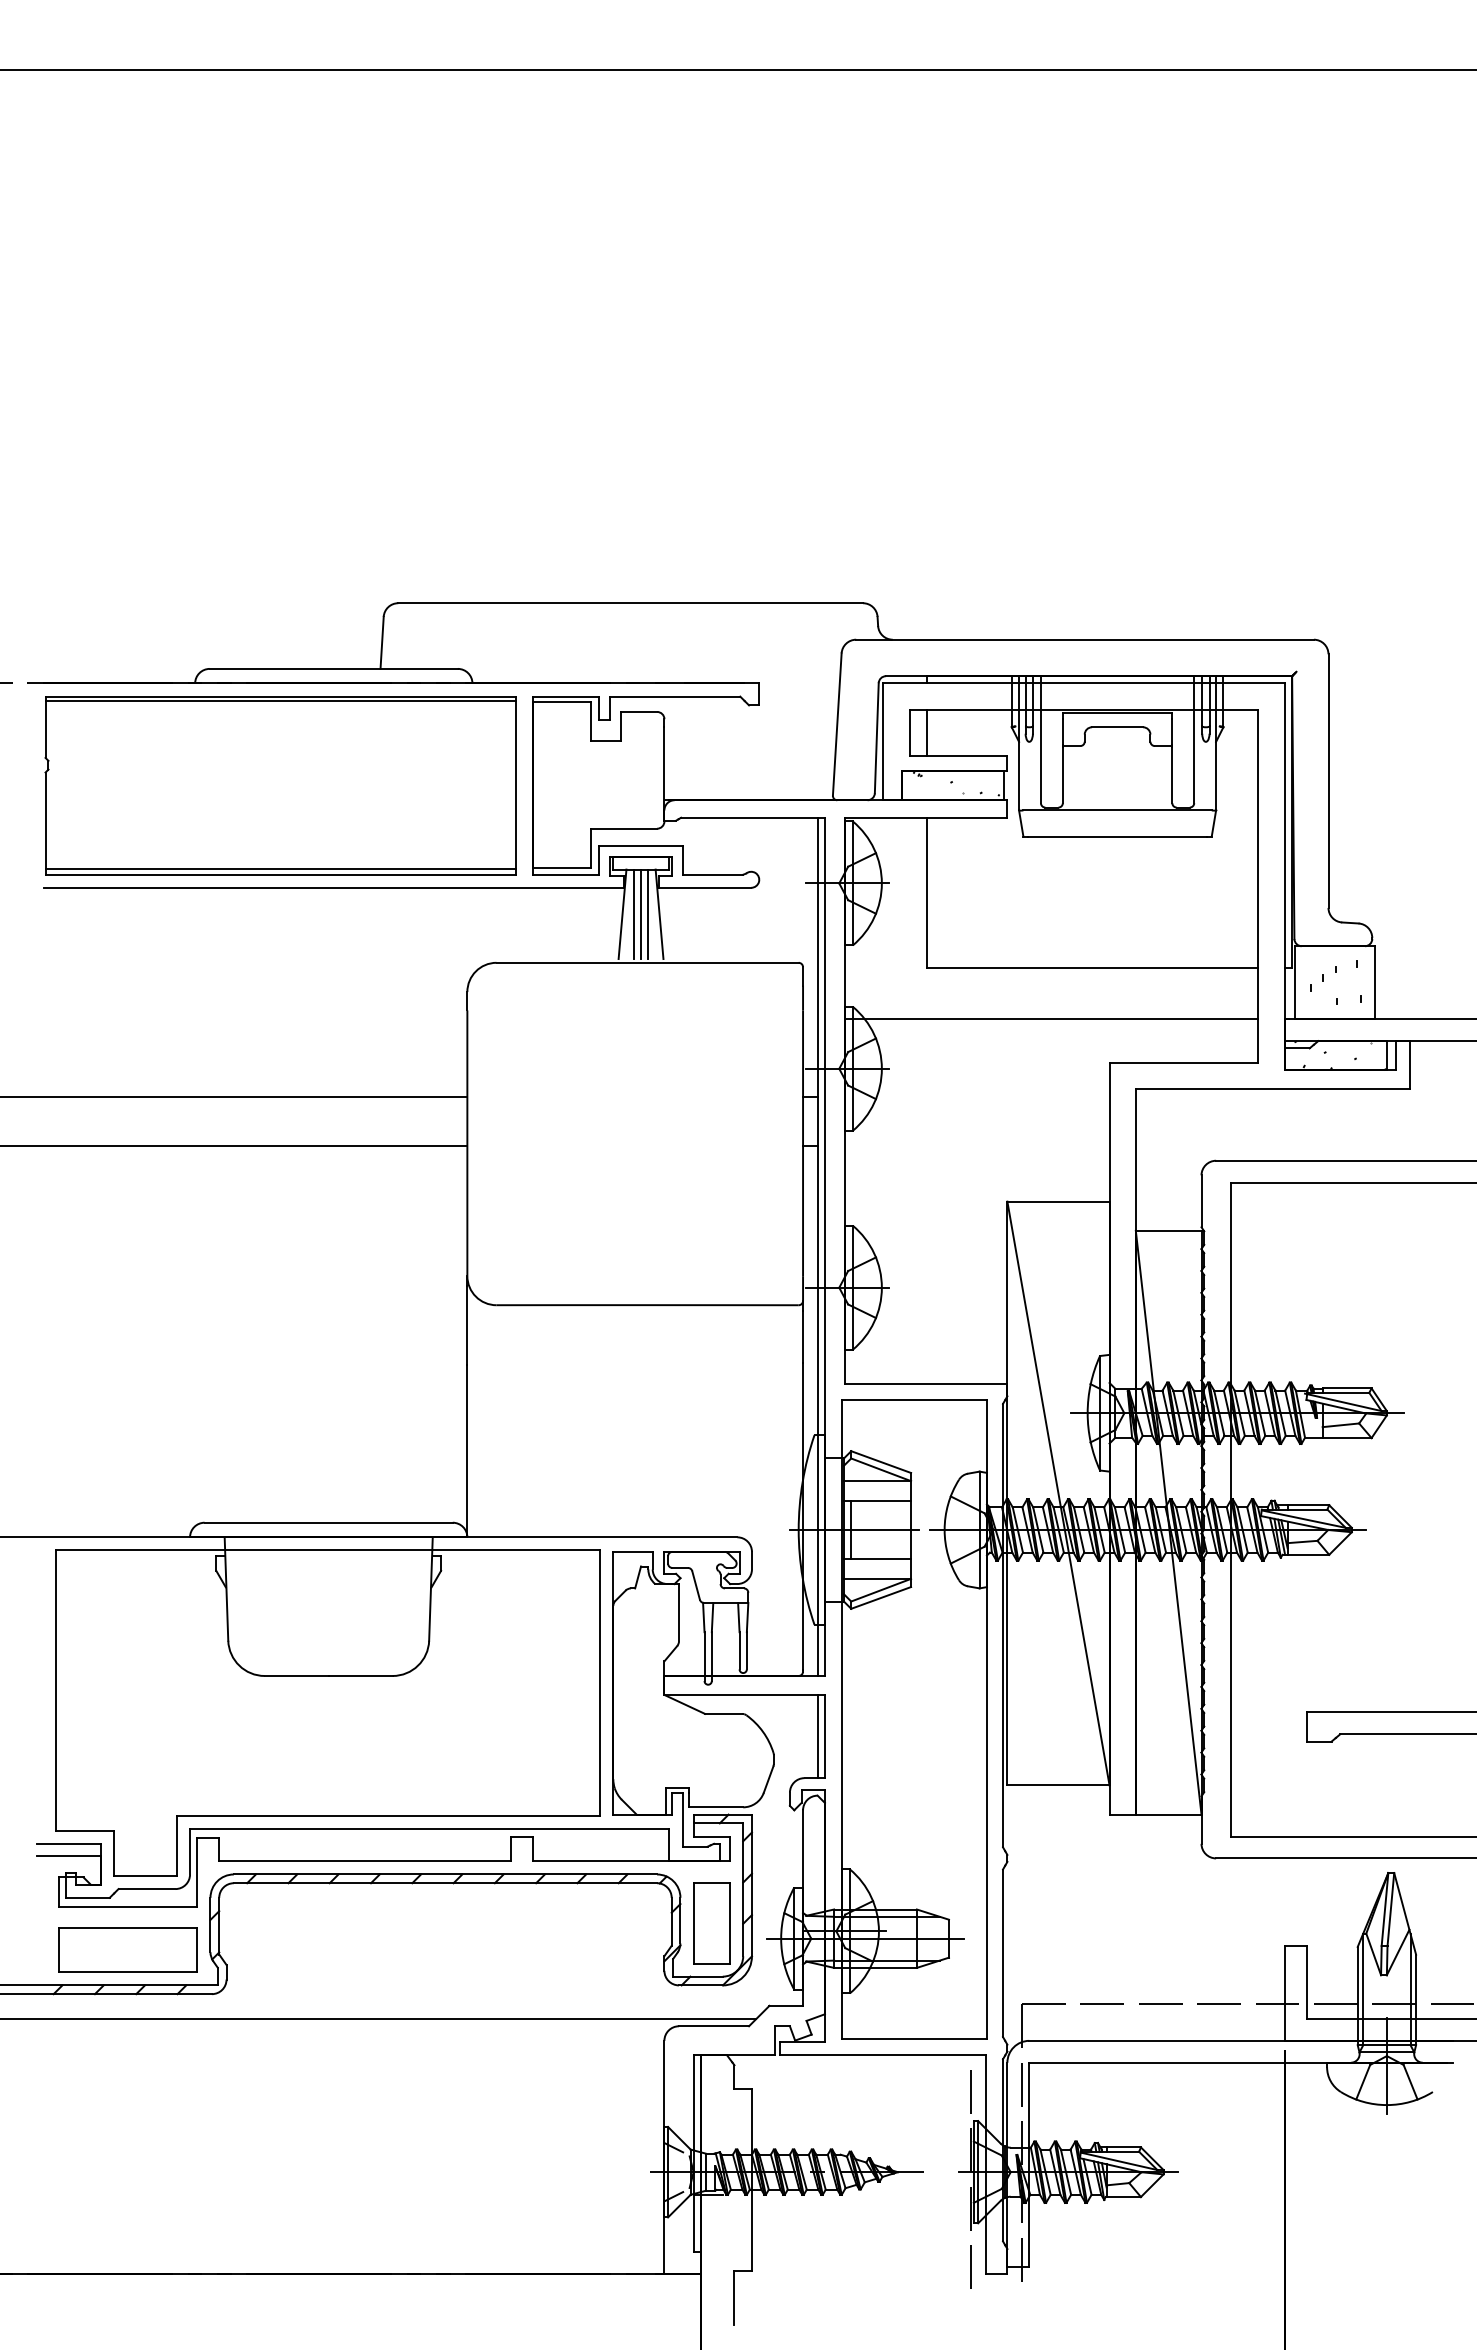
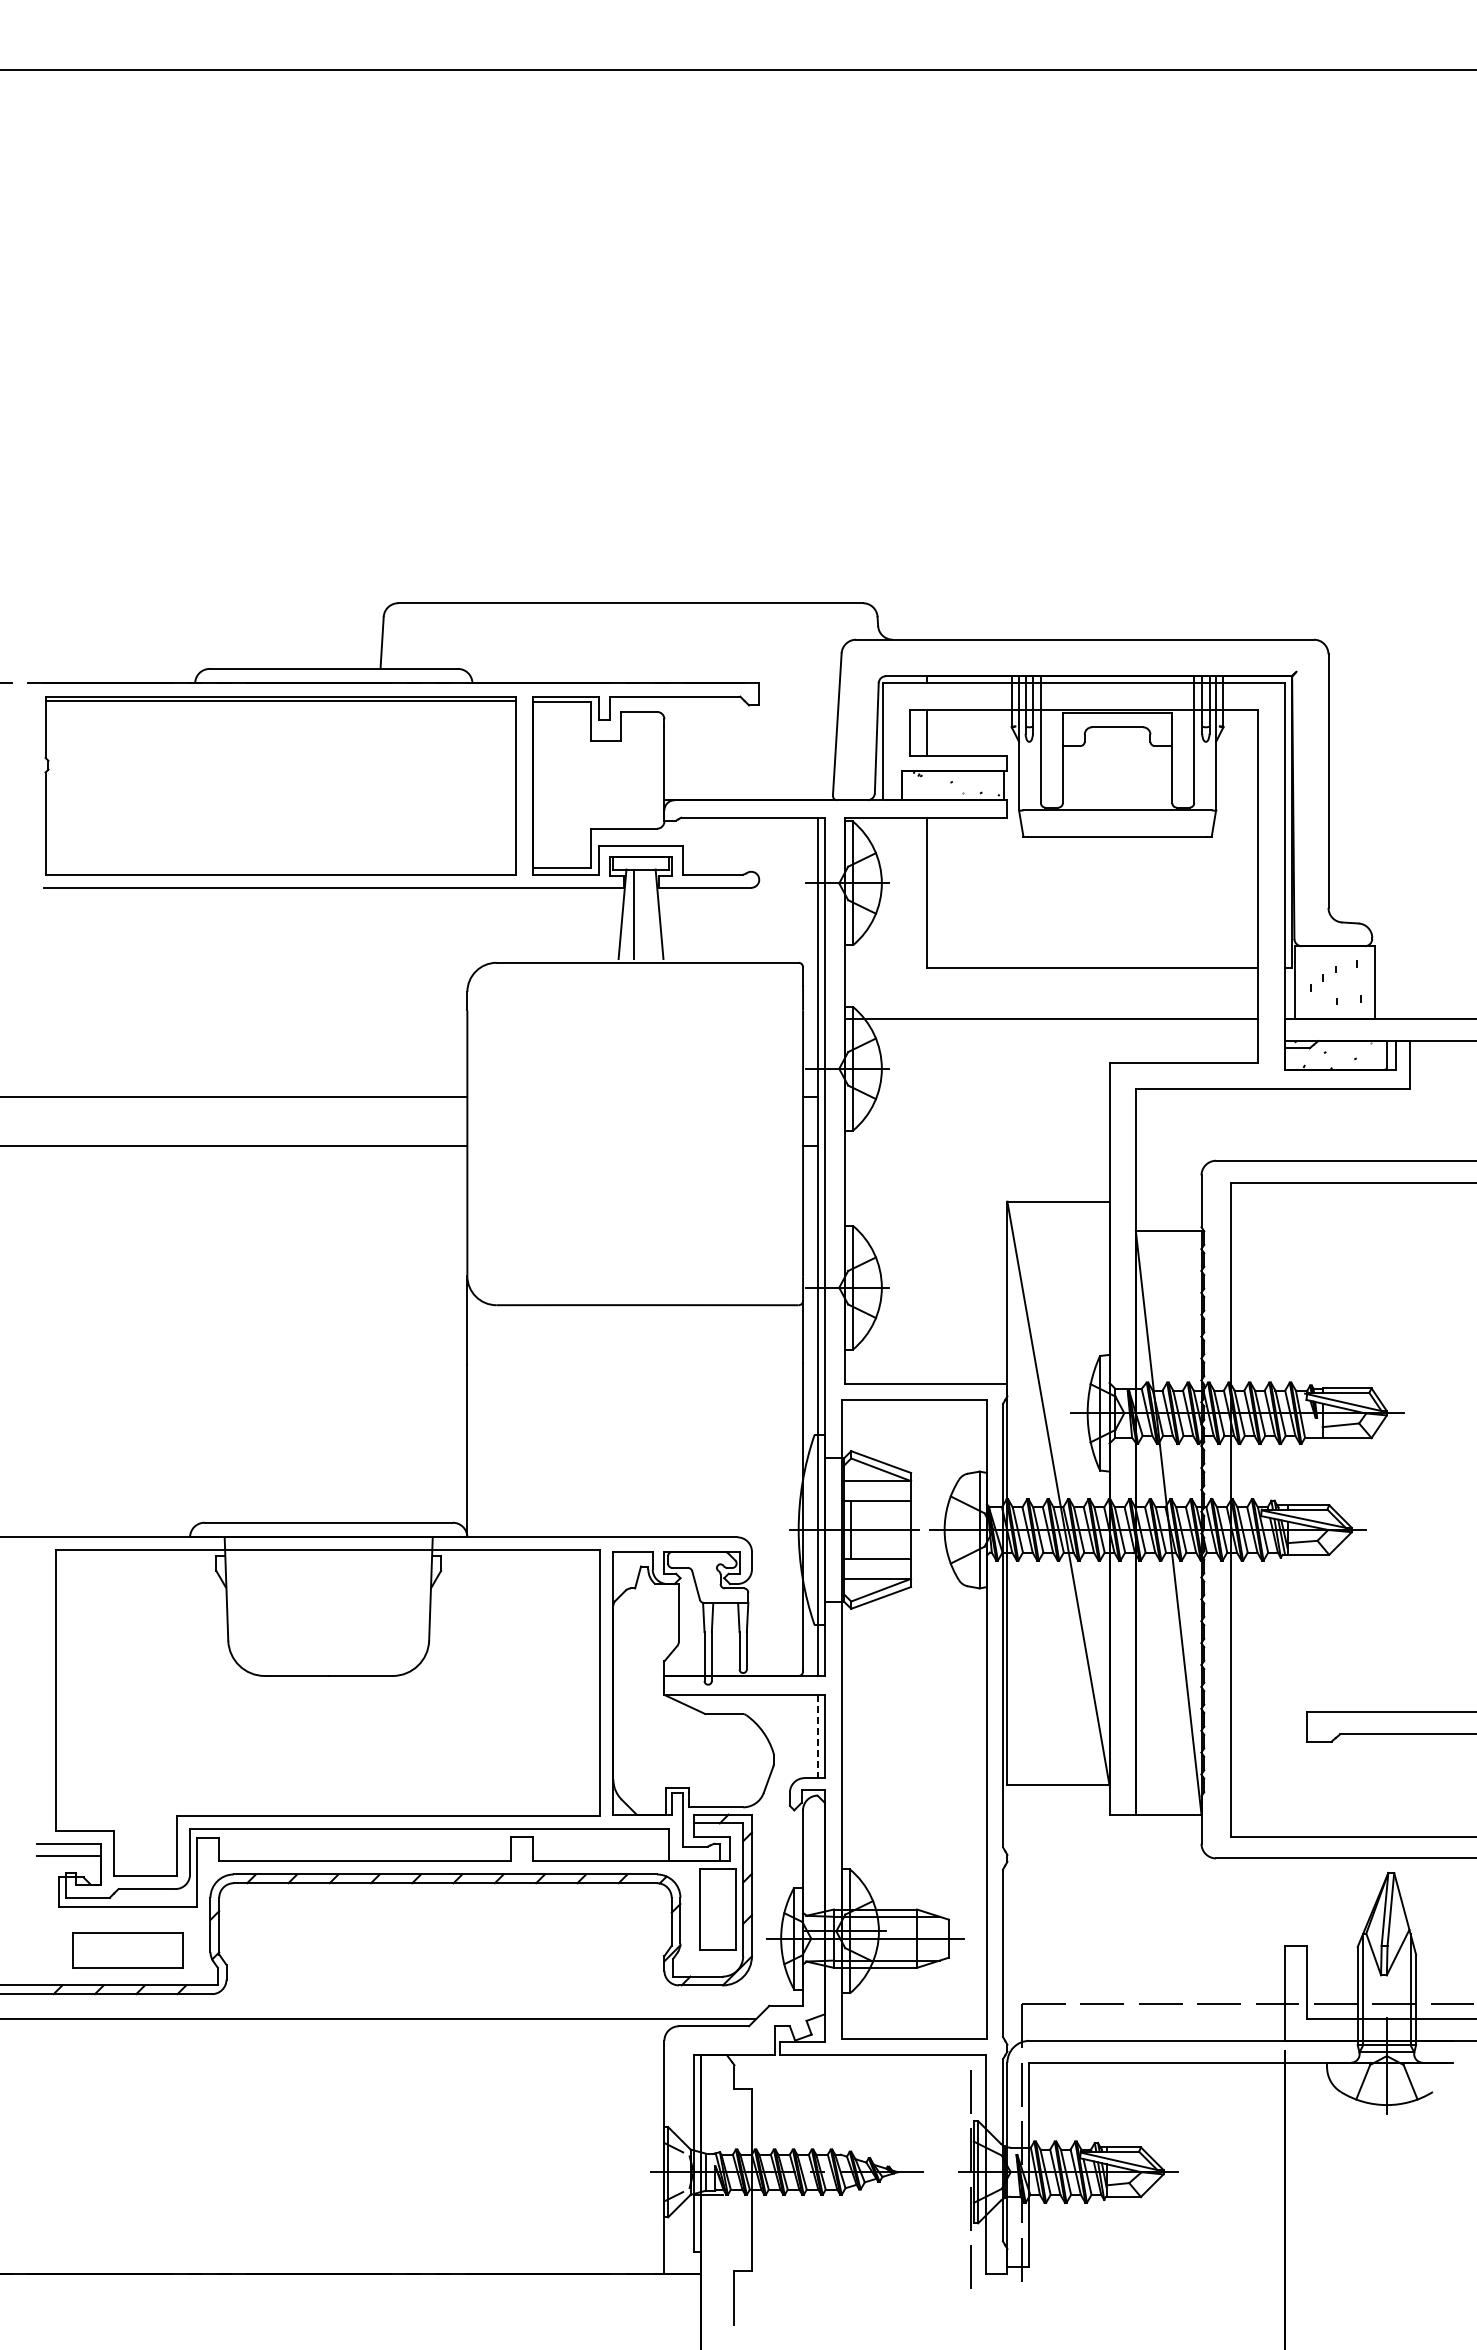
line: present -> none (280, 868)
line: present -> none (641, 914)
line: present -> none (648, 914)
line: solid -> dashed (817, 1736)
part position: (711, 1923) -> (717, 1909) (717, 1909)
part size: 140x46 px -> 112x37 px (127, 1950)
